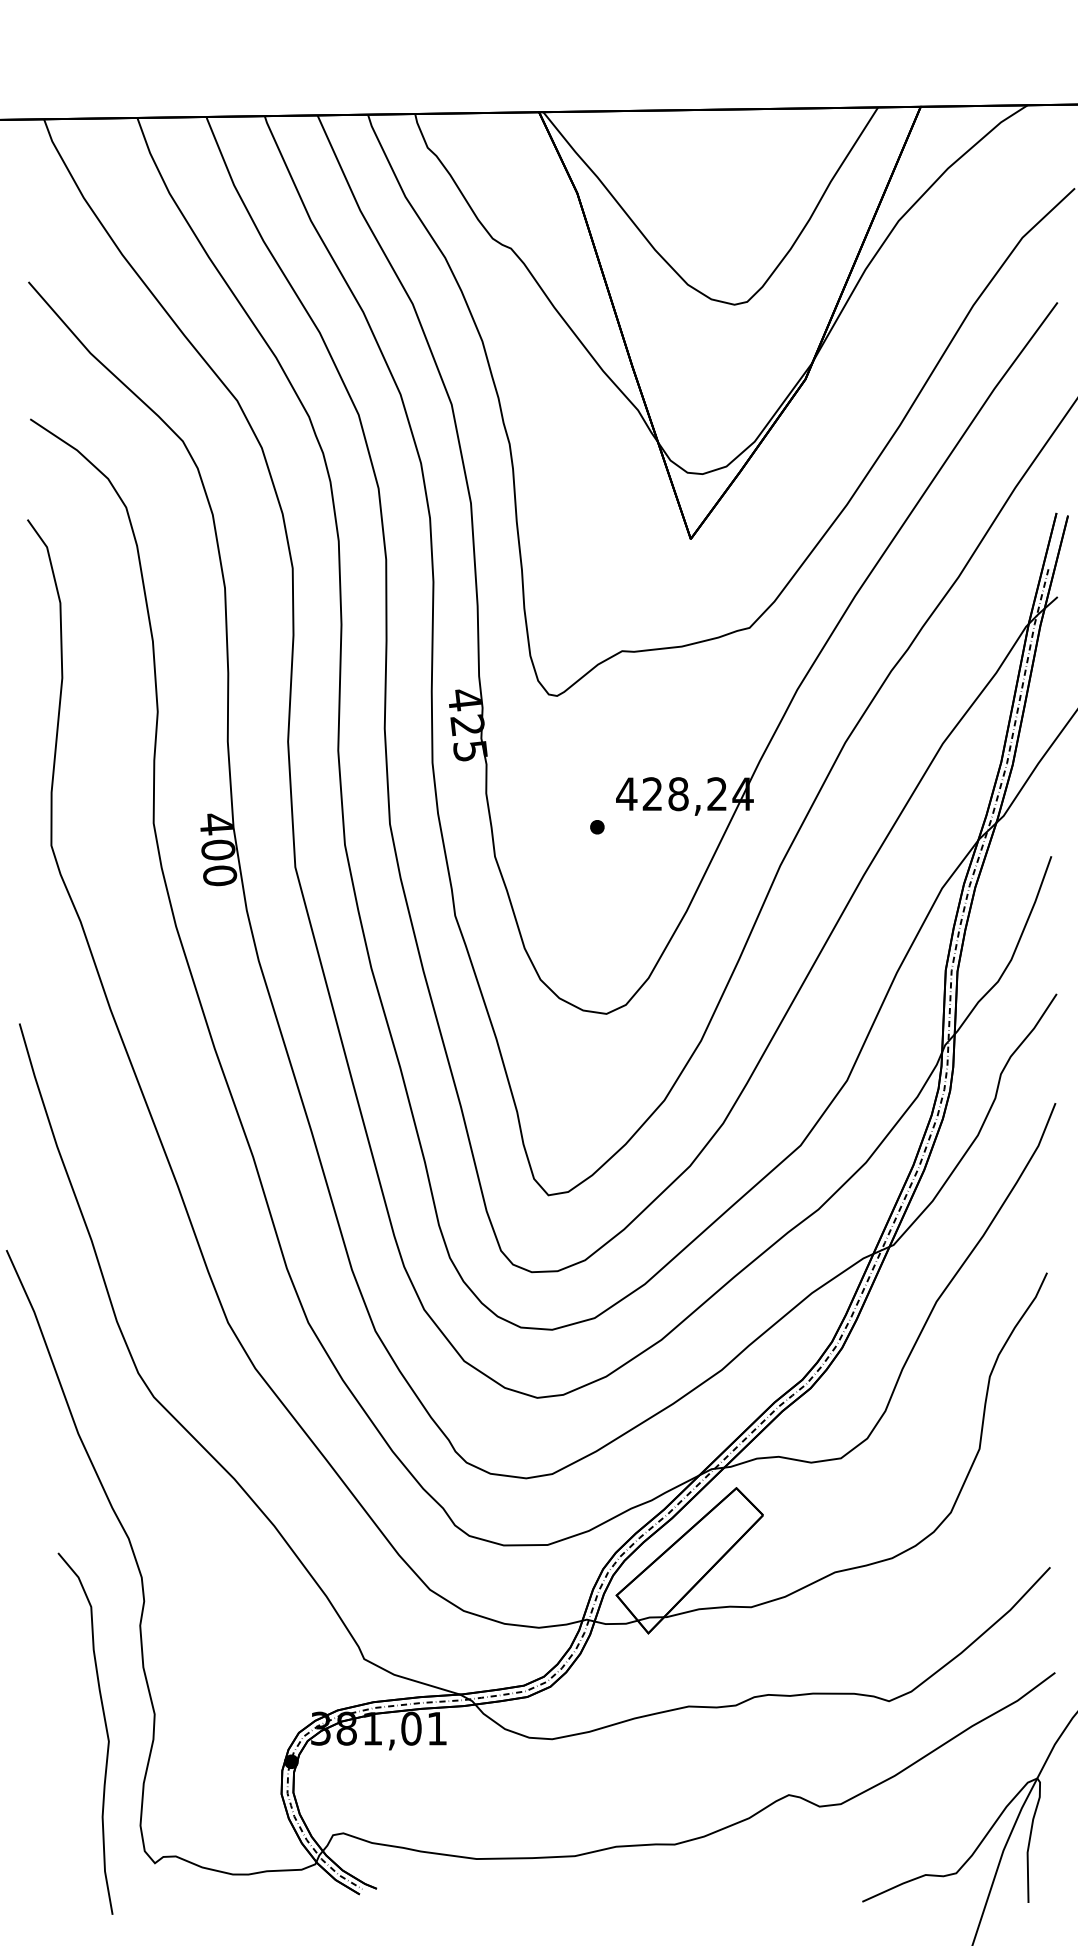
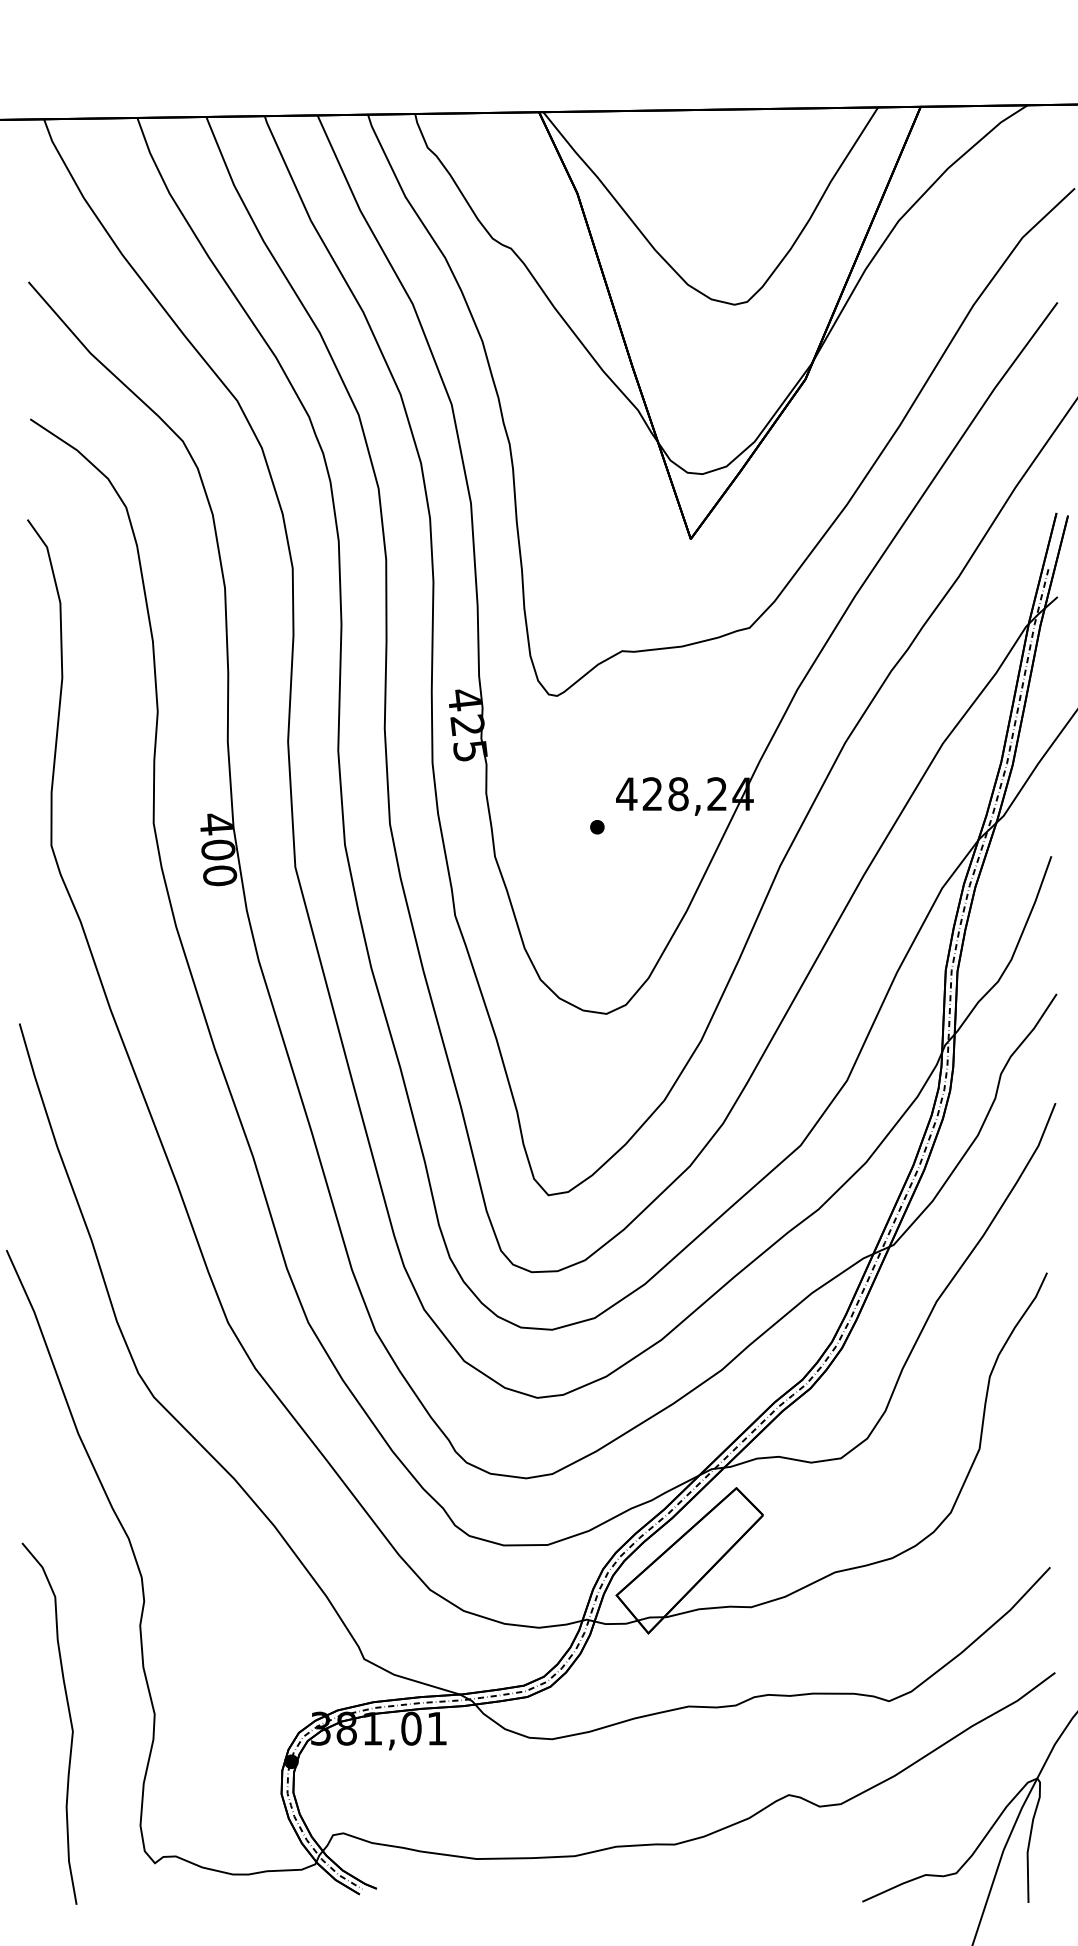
curve position: (105, 1729) -> (69, 1719) (69, 1719)
